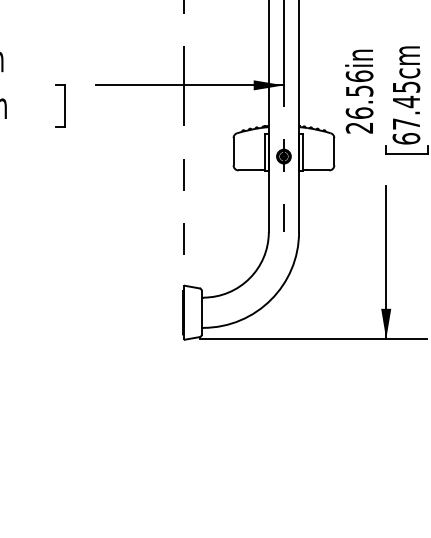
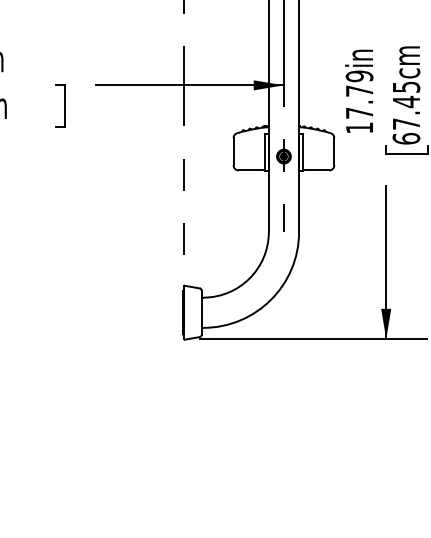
text: 26.56in -> 17.79in (359, 101)
